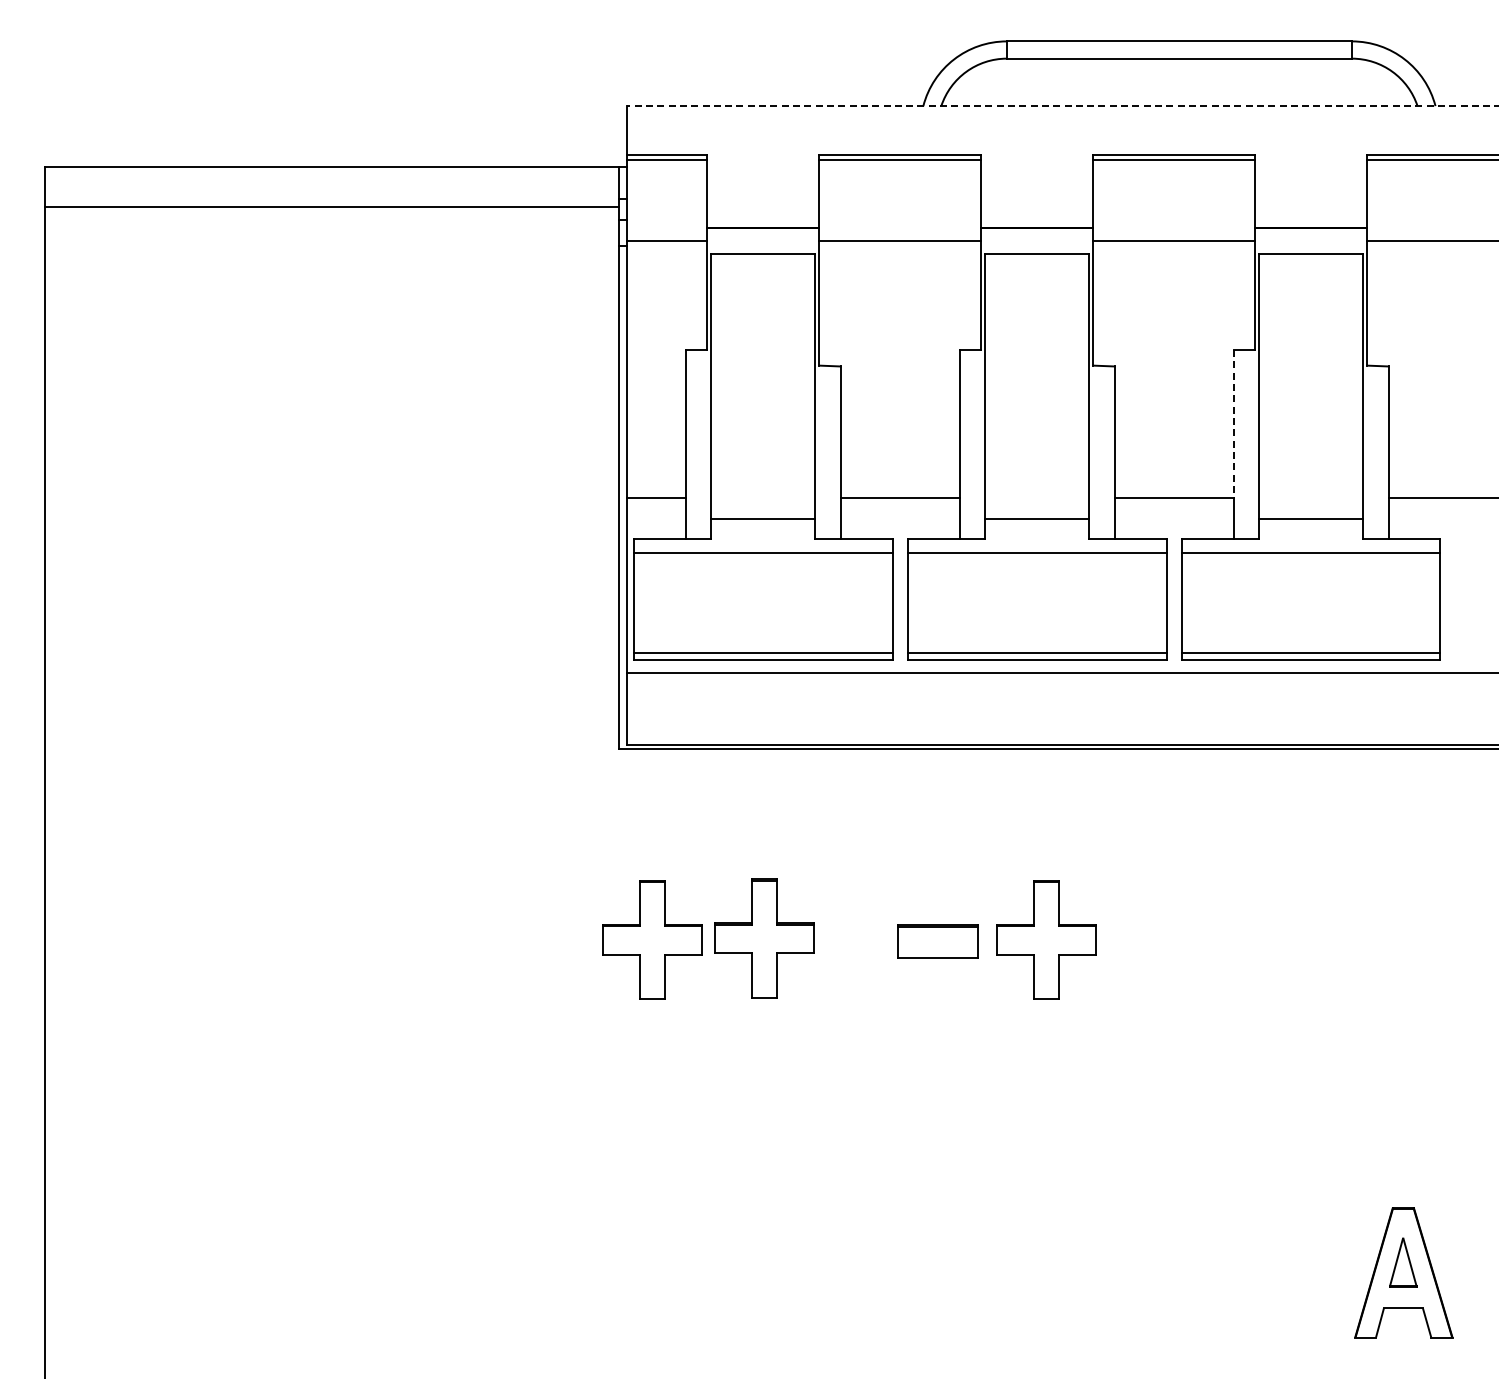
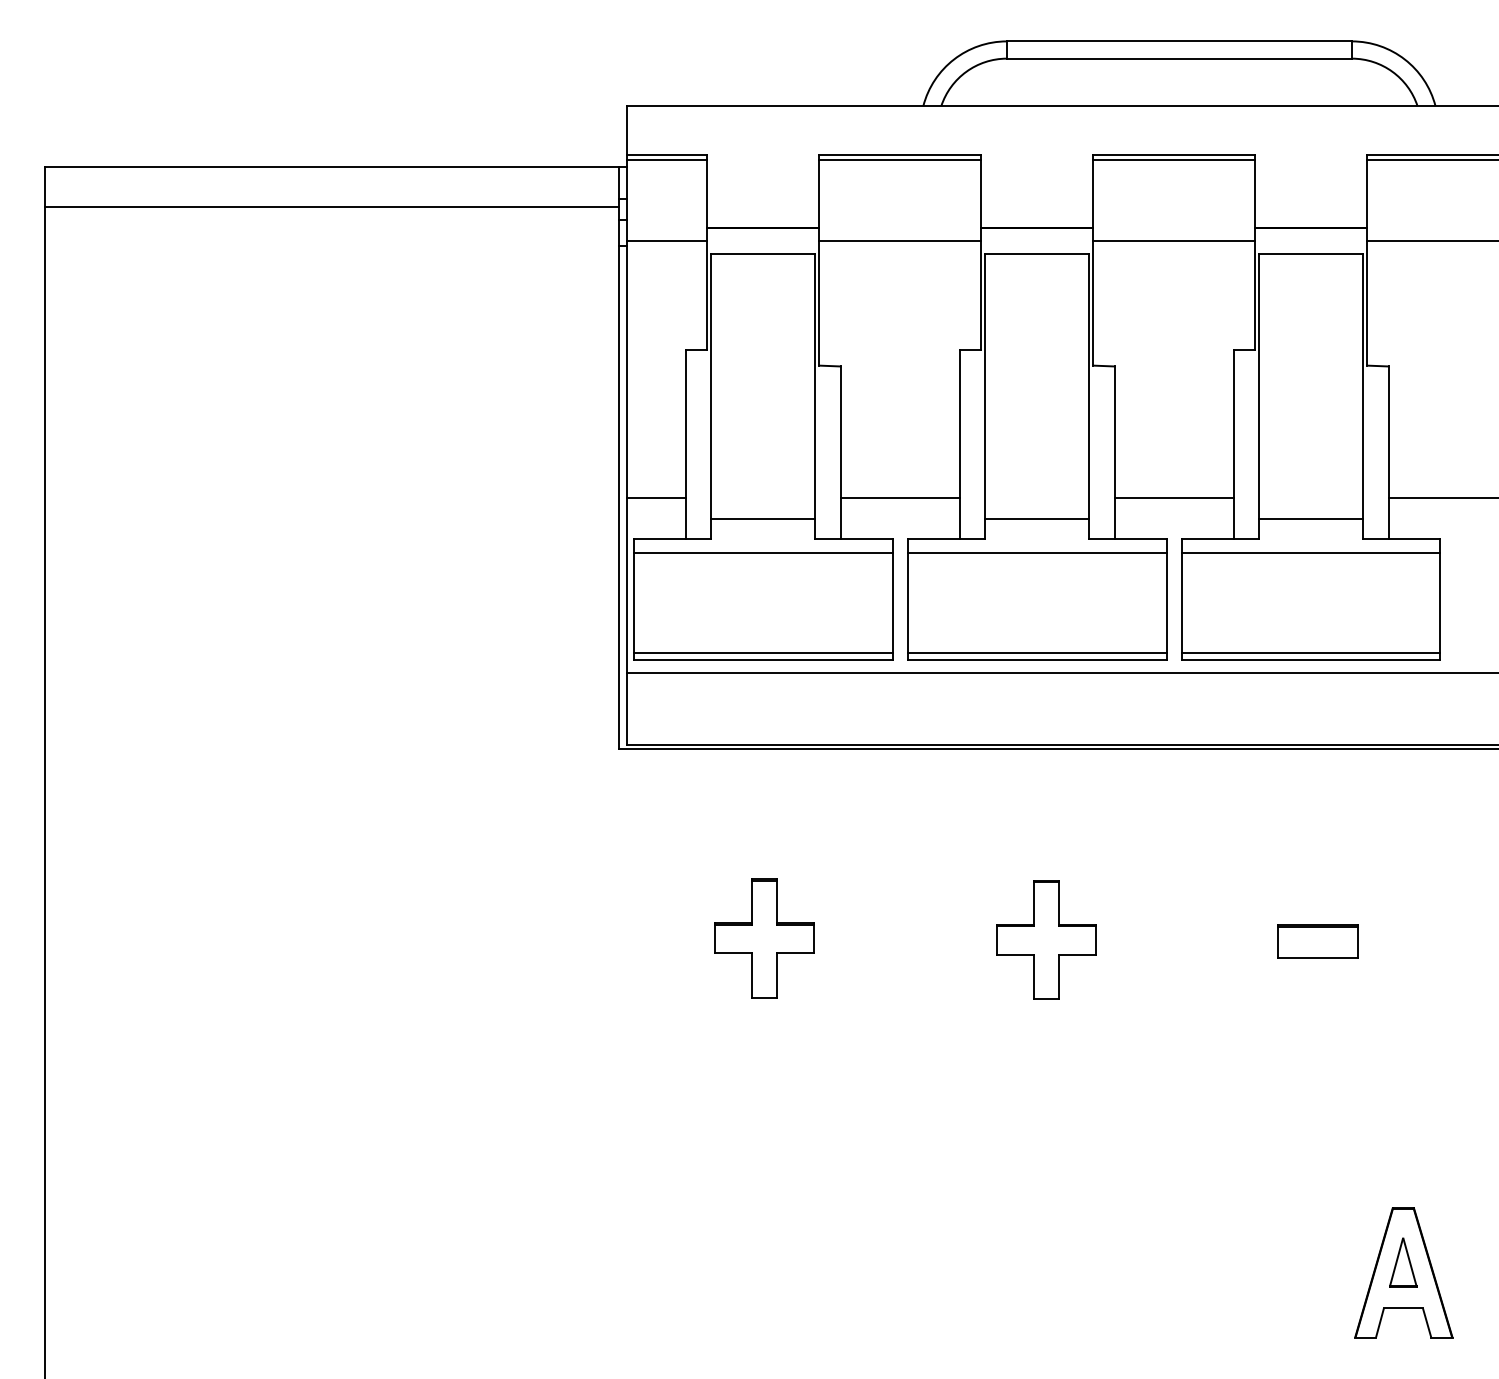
line: dashed -> solid (1062, 106)
line: dashed -> solid (1234, 423)
part: present -> none (652, 939)
part position: (937, 941) -> (1317, 941) (1317, 941)
